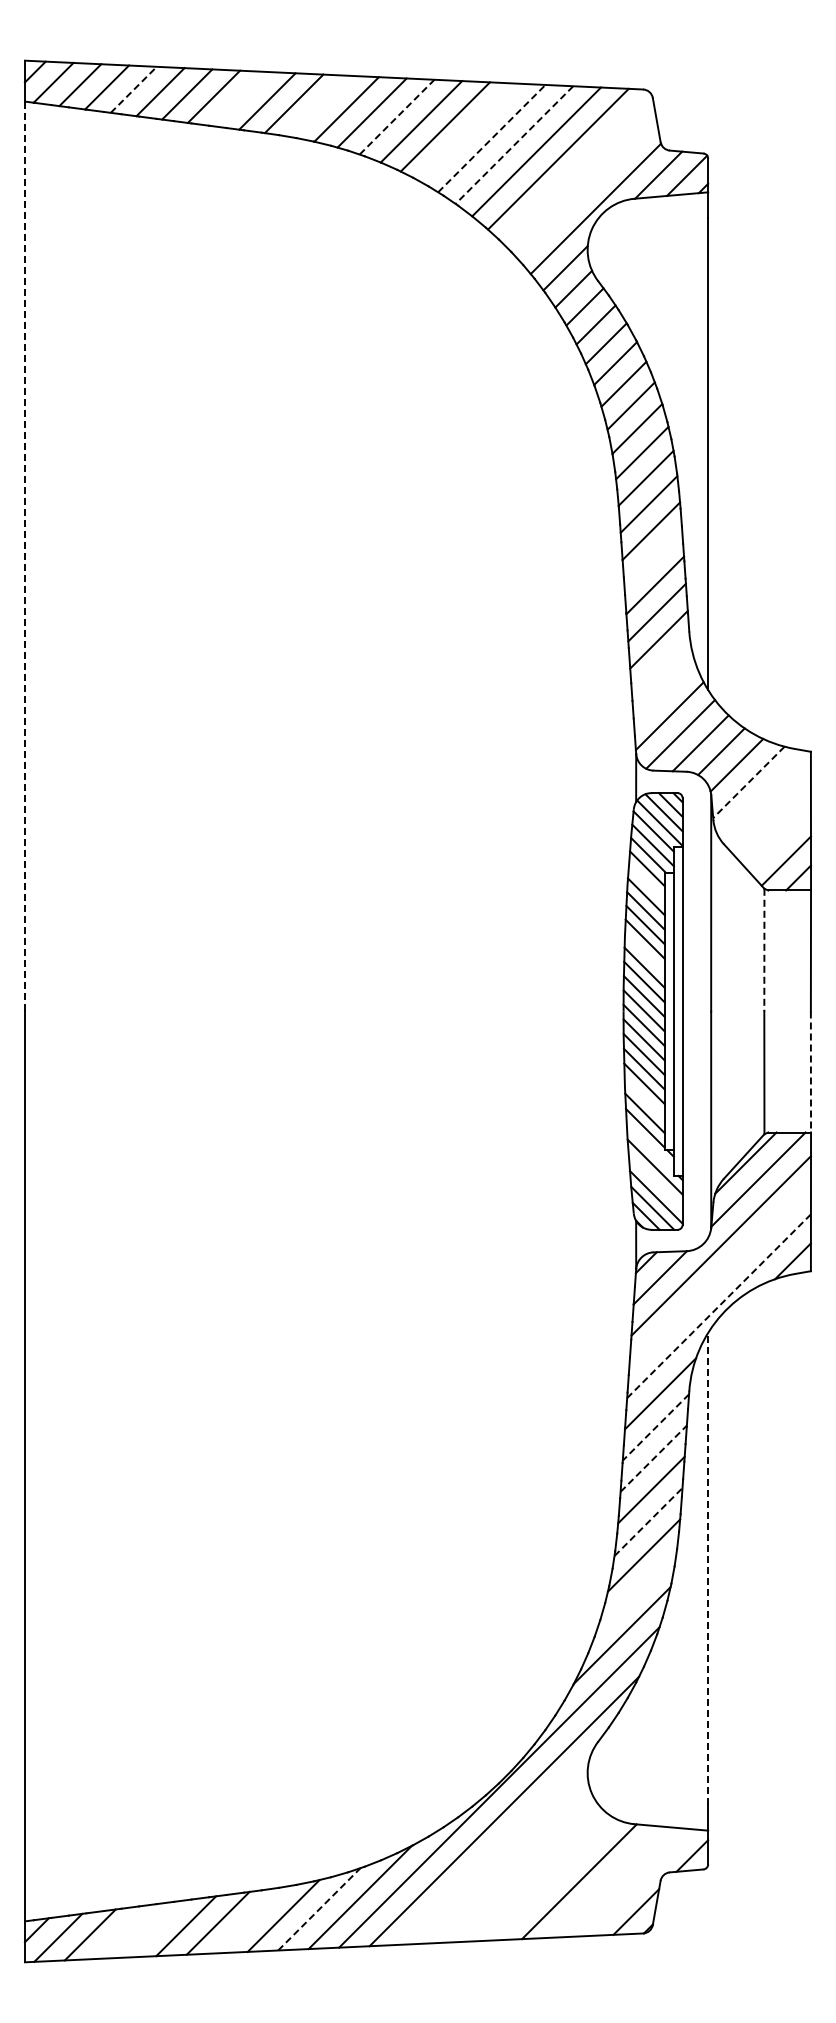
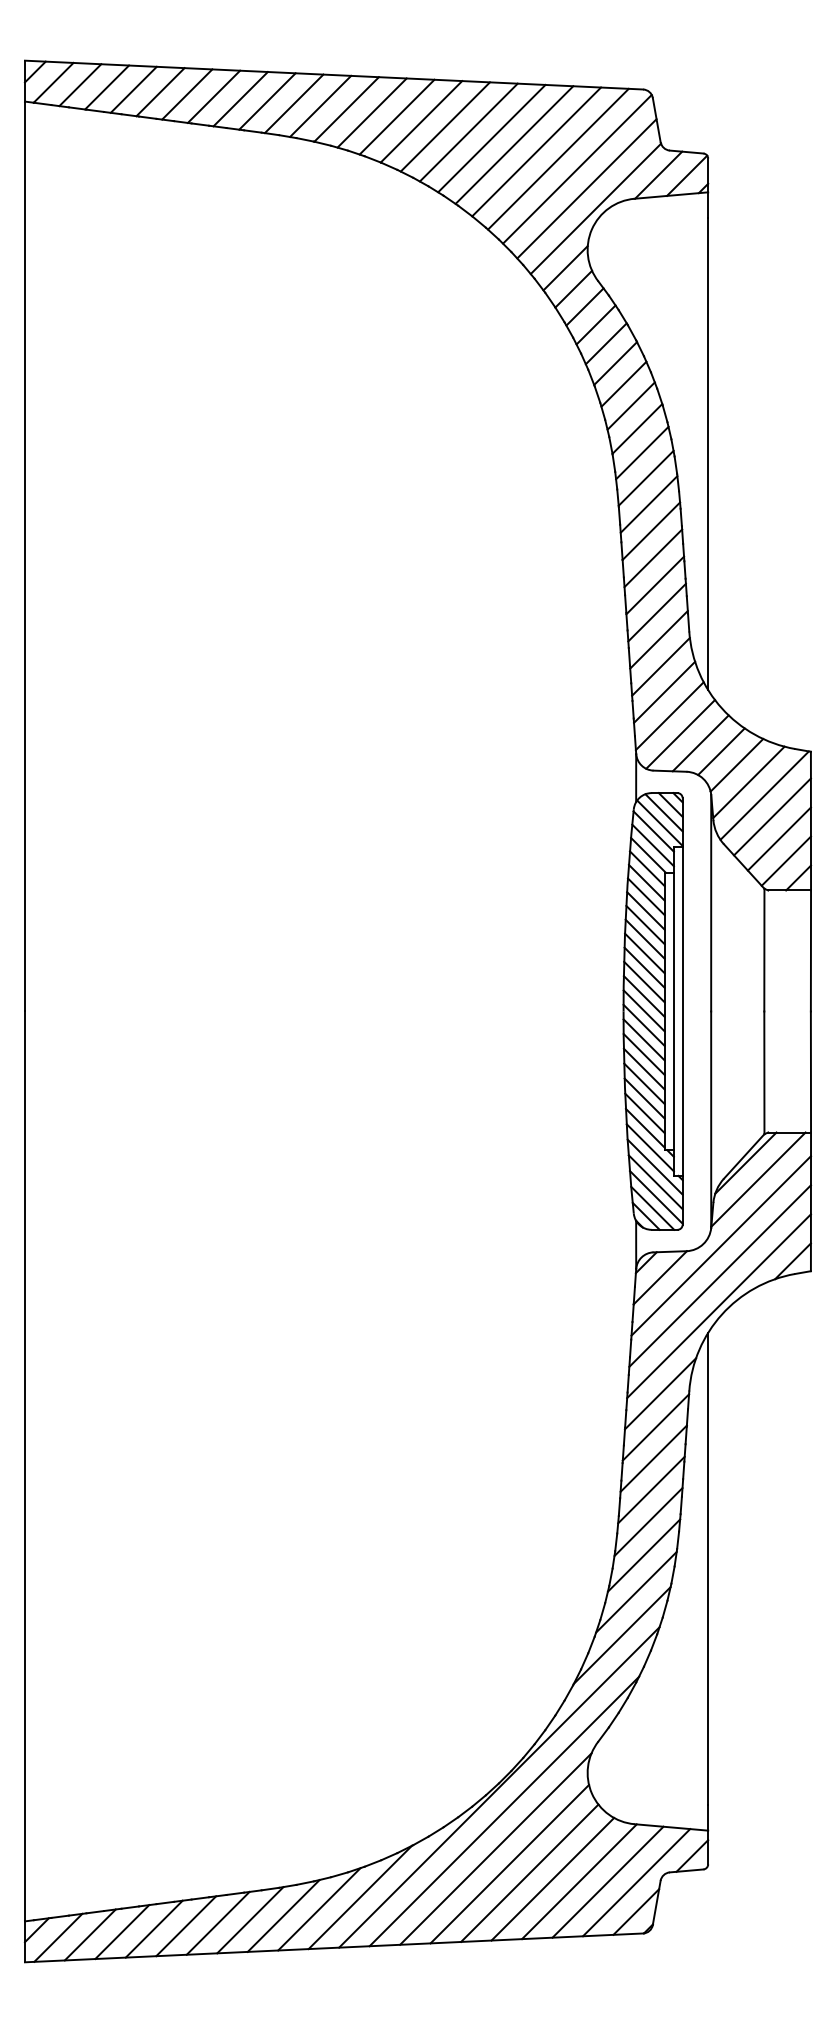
line: dashed -> solid (133, 89)
line: none -> present (240, 99)
line: none -> present (320, 105)
line: dashed -> solid (397, 117)
line: none -> present (468, 132)
line: dashed -> solid (491, 138)
line: dashed -> solid (514, 145)
line: none -> present (577, 168)
line: none -> present (586, 188)
line: dashed -> solid (24, 556)
line: none -> present (653, 558)
line: none -> present (660, 666)
line: none -> present (664, 691)
line: dashed -> solid (748, 782)
line: none -> present (764, 795)
line: none -> present (772, 816)
line: none -> present (778, 838)
line: none -> present (646, 882)
line: dashed -> solid (764, 950)
line: none -> present (644, 953)
line: dashed -> solid (810, 1072)
line: none -> present (644, 1098)
line: none -> present (649, 1147)
line: none -> present (655, 1182)
line: none -> present (719, 1275)
line: dashed -> solid (719, 1306)
line: dashed -> solid (655, 1427)
line: dashed -> solid (653, 1458)
line: dashed -> solid (648, 1521)
line: dashed -> solid (708, 1568)
line: none -> present (636, 1591)
line: none -> present (495, 1848)
line: none -> present (509, 1863)
line: none -> present (529, 1872)
line: none -> present (552, 1878)
line: none -> present (607, 1881)
line: none -> present (636, 1882)
line: dashed -> solid (319, 1909)
line: none -> present (250, 1920)
line: none -> present (153, 1928)
line: none -> present (122, 1932)
